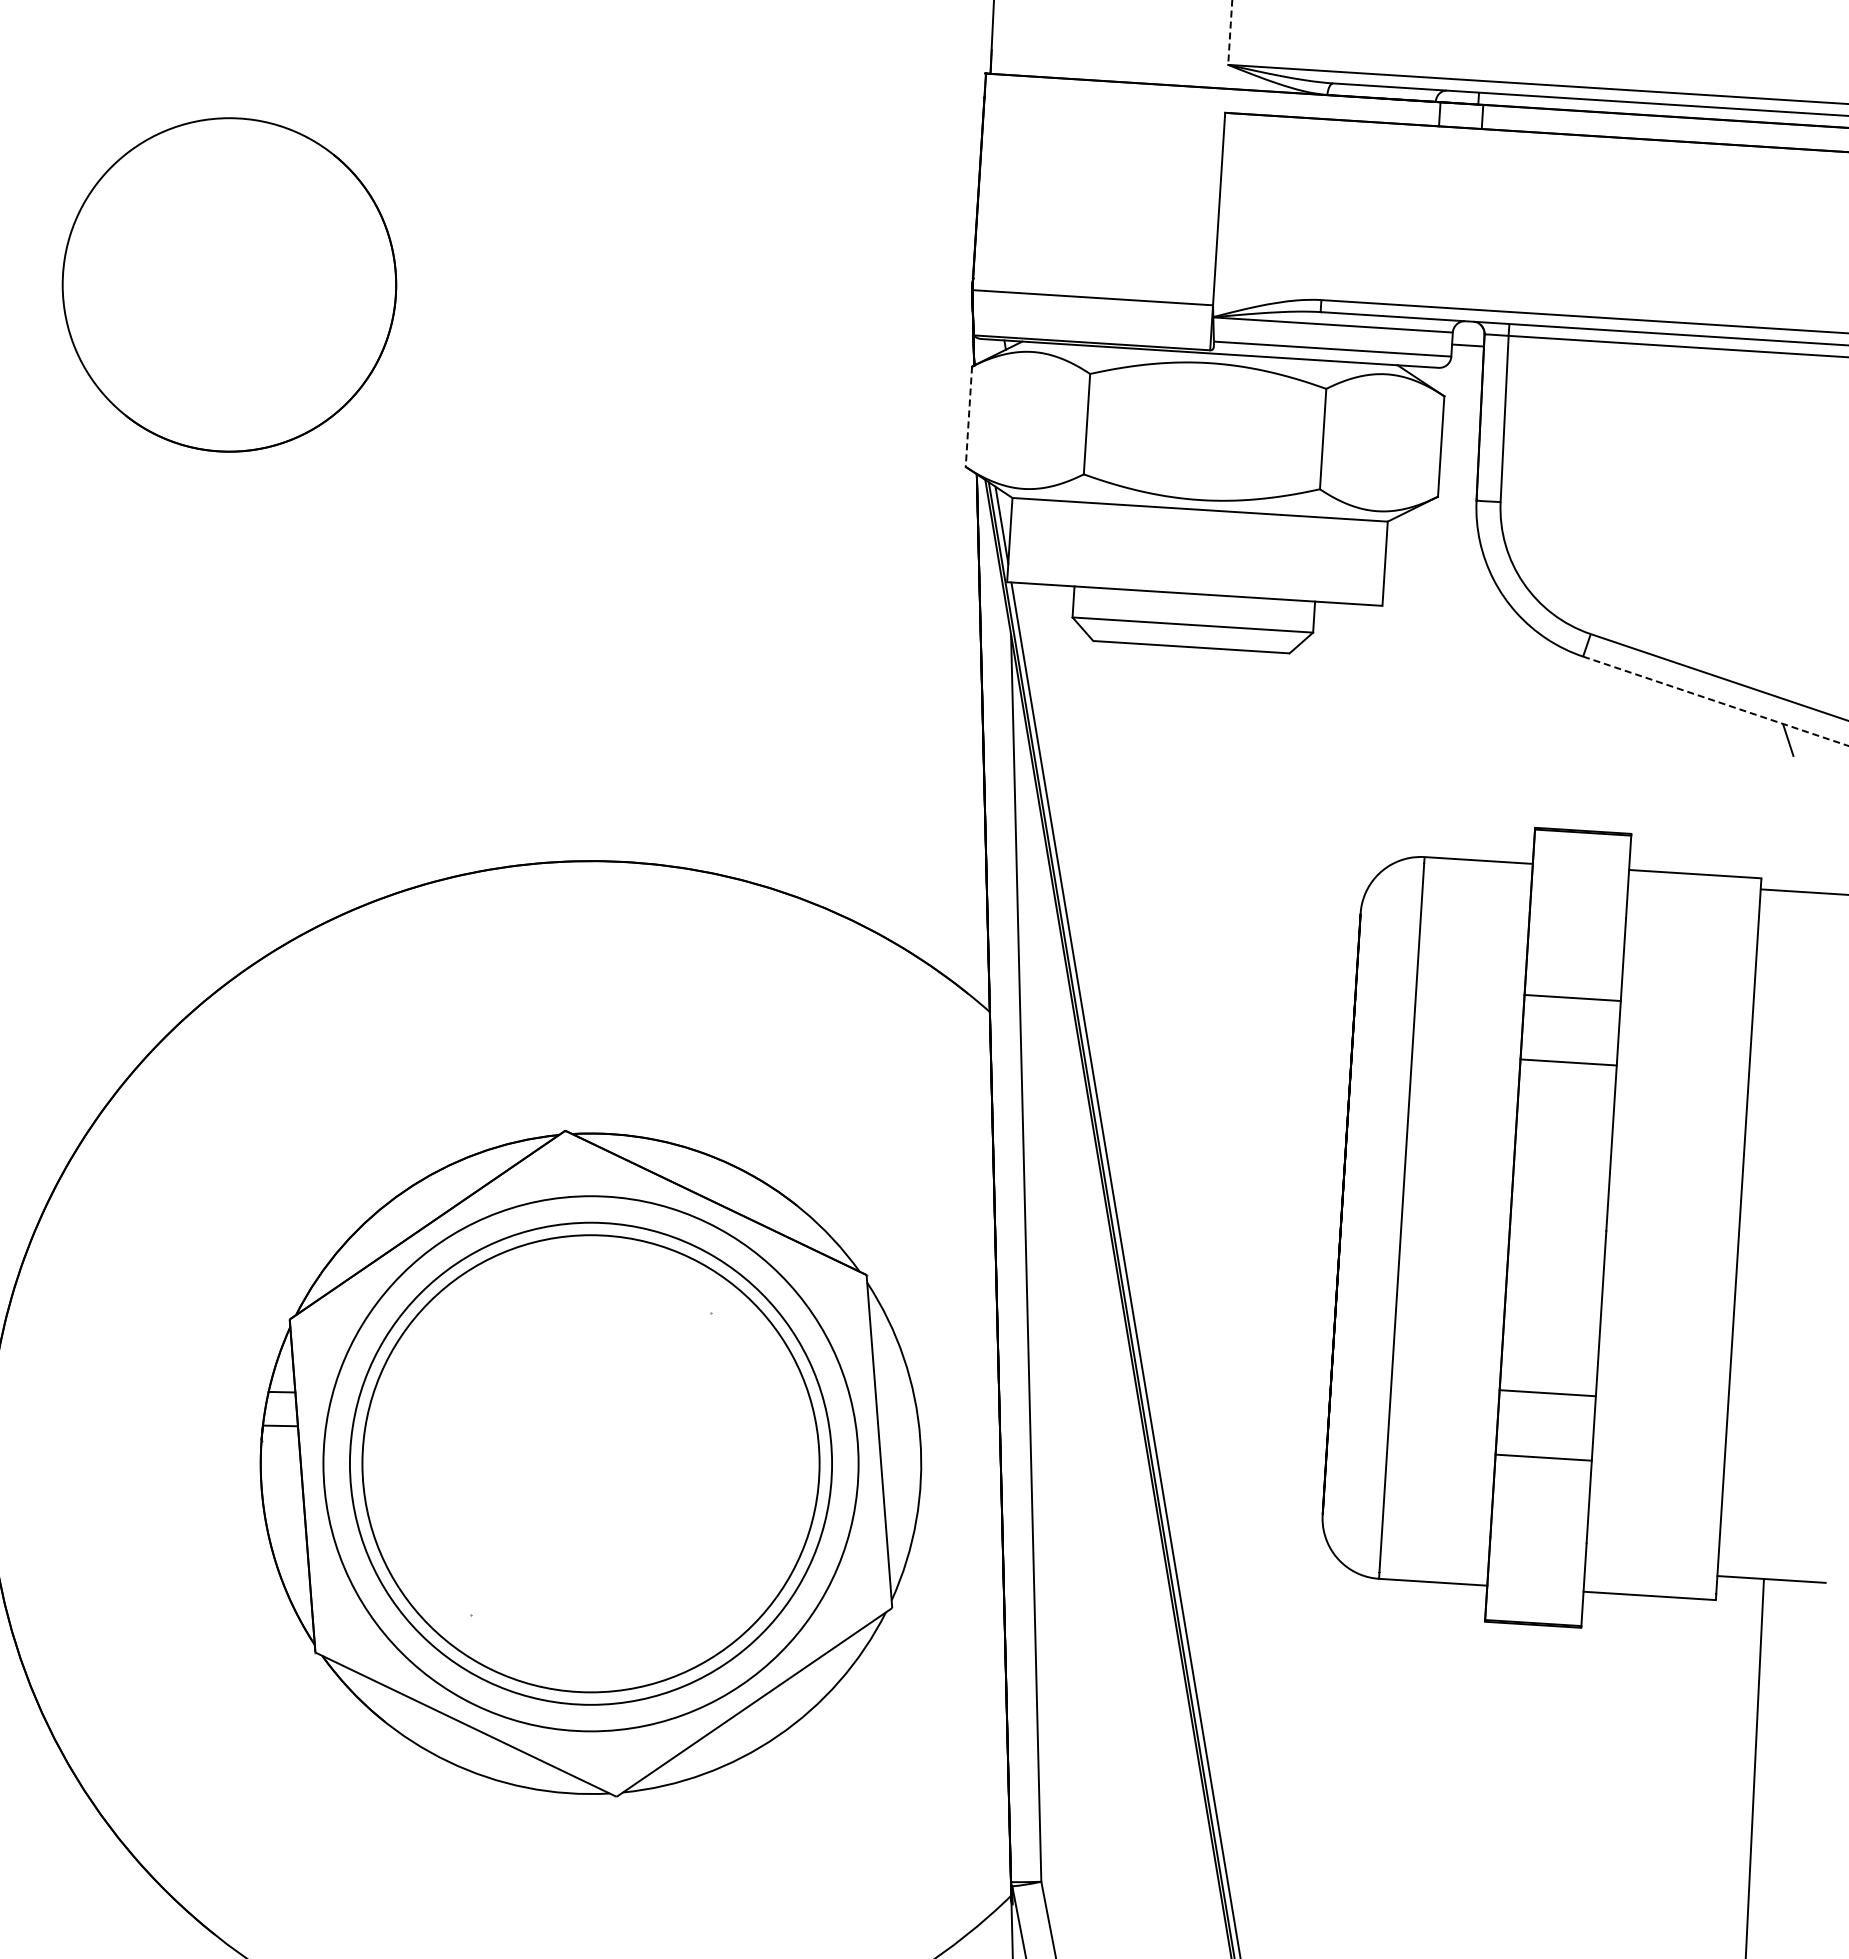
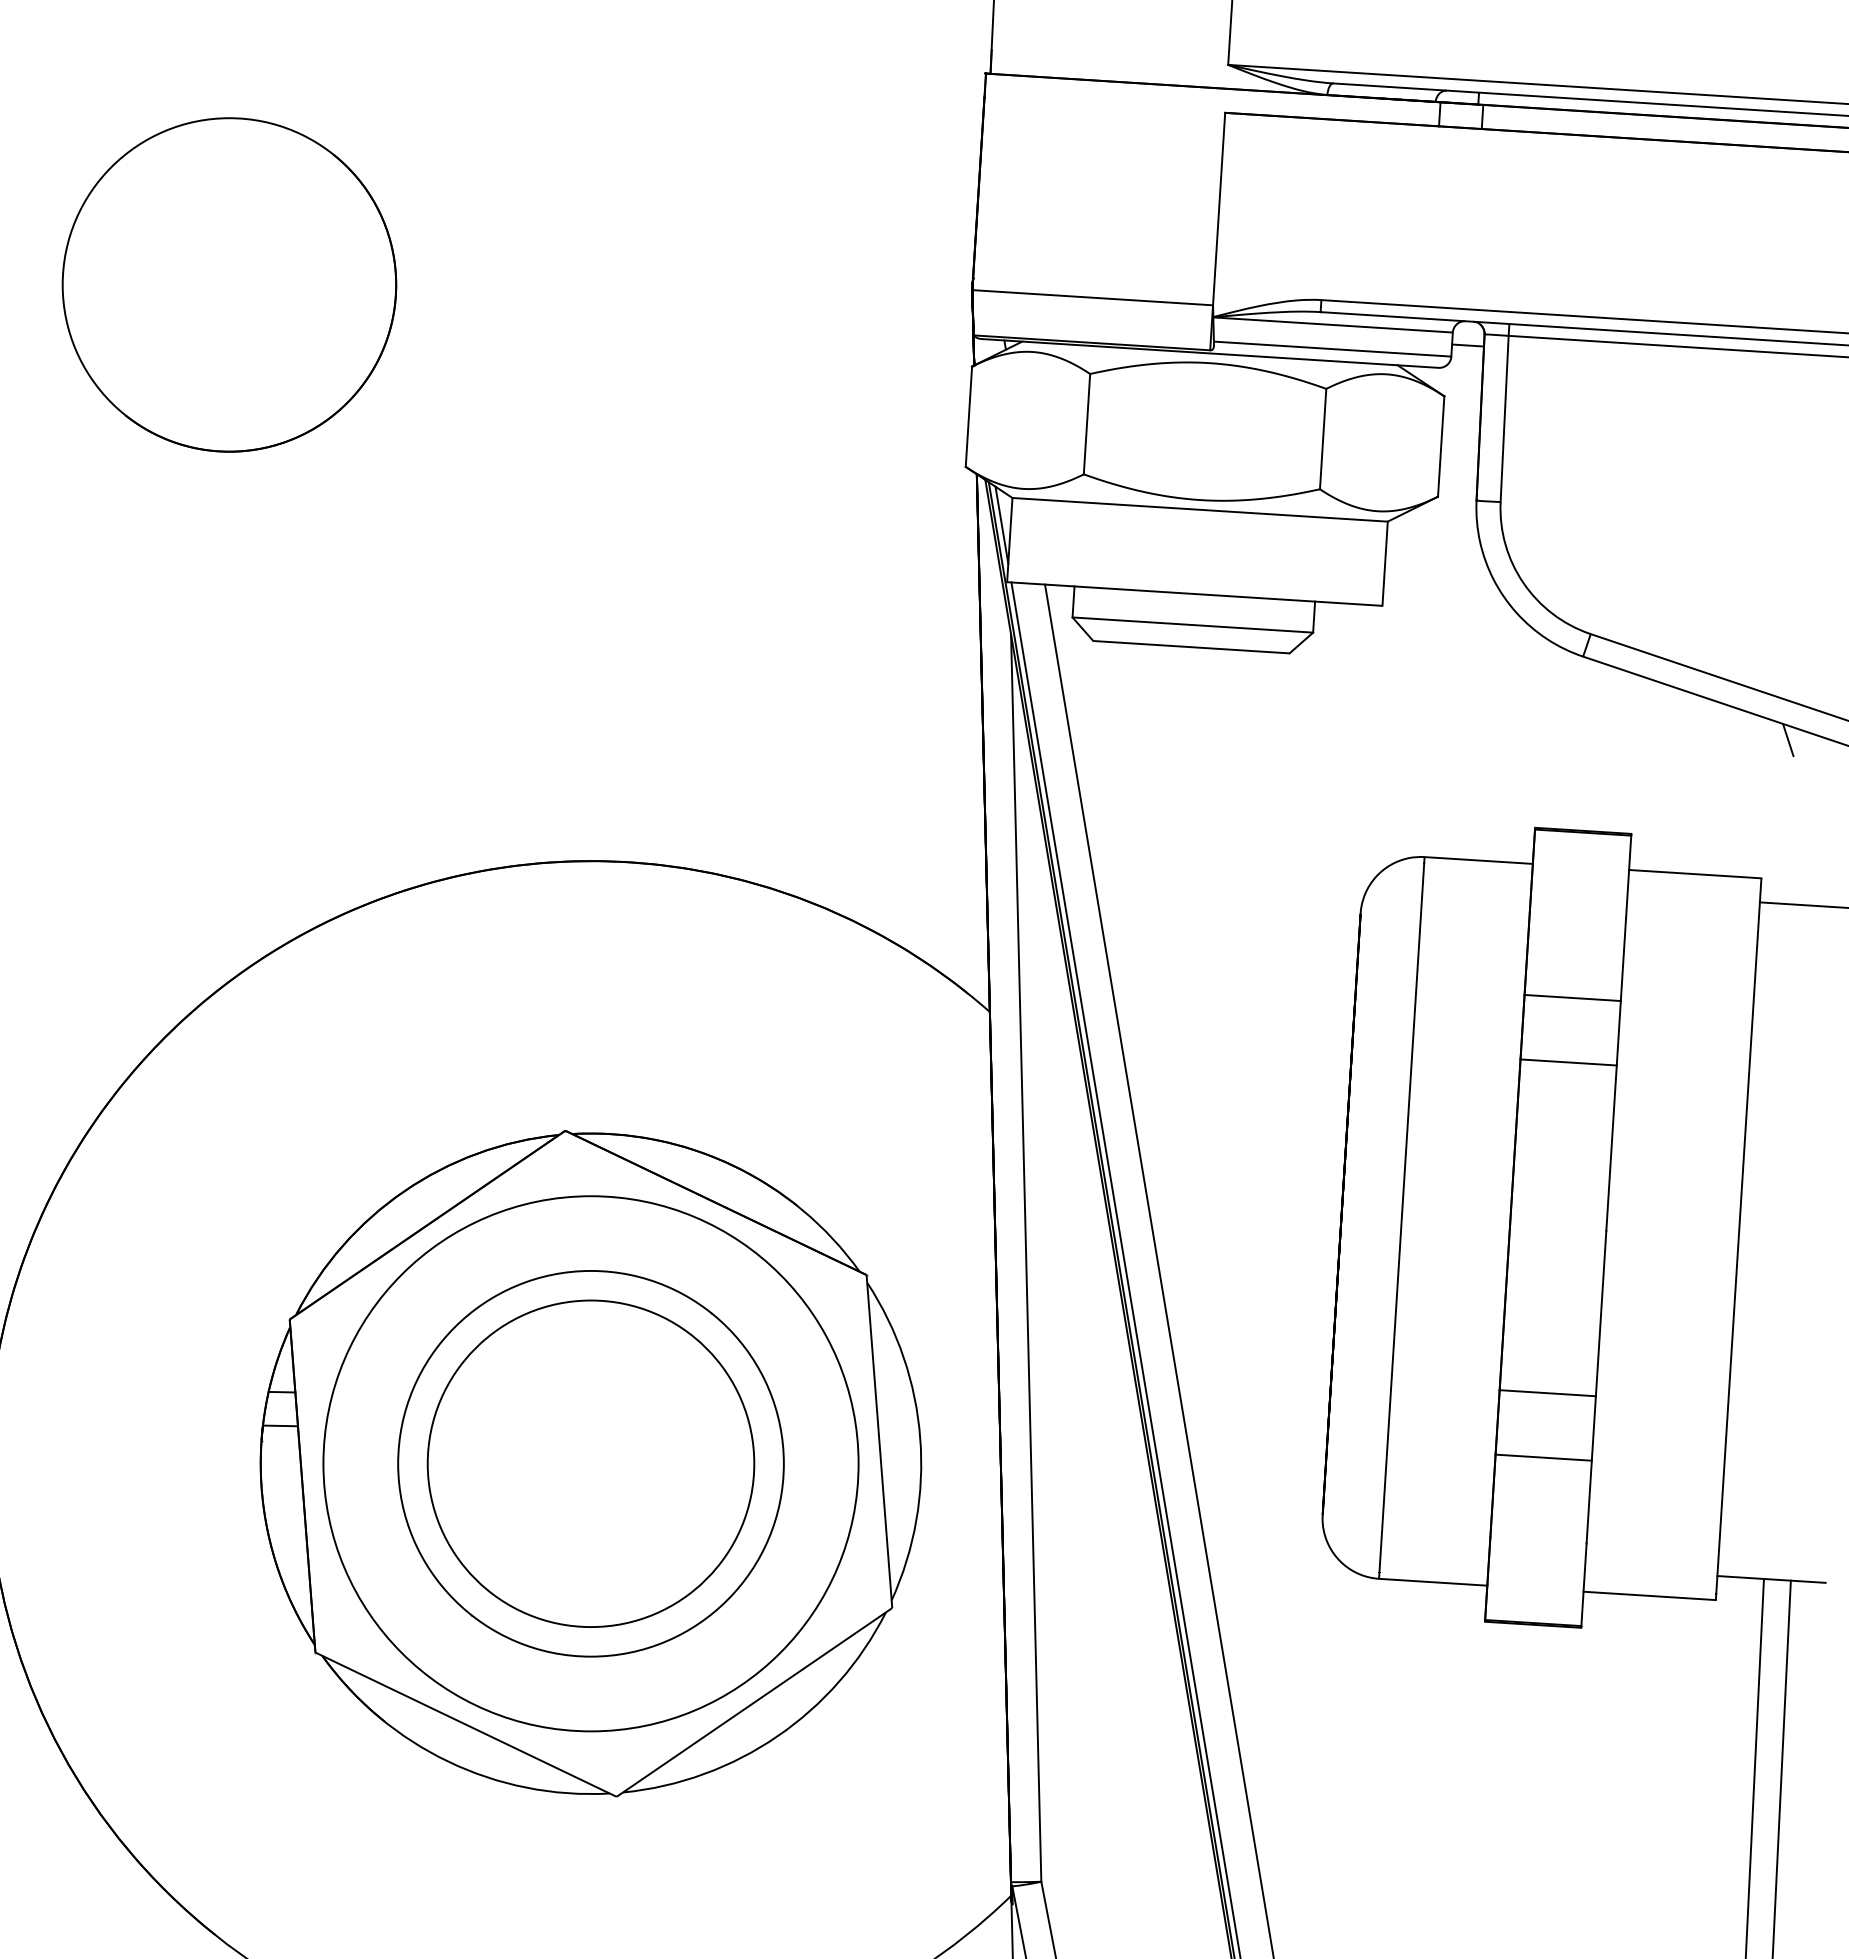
line: dashed -> solid (1230, 32)
line: dashed -> solid (968, 417)
line: dashed -> solid (1715, 701)
line position: (1802, 891) -> (1802, 904) (1802, 904)
line: none -> present (1159, 1269)
circle diameter: 457 px -> 327 px (590, 1463)
circle diameter: 482 px -> 386 px (590, 1463)
line: none -> present (1781, 1767)
